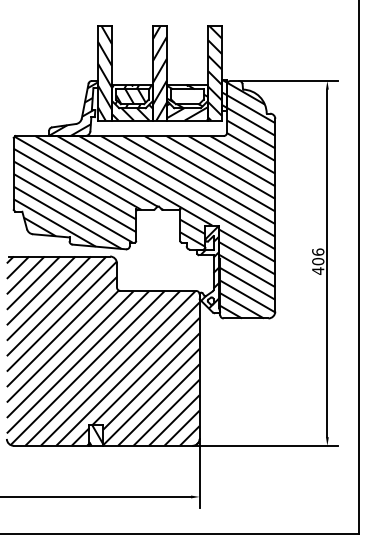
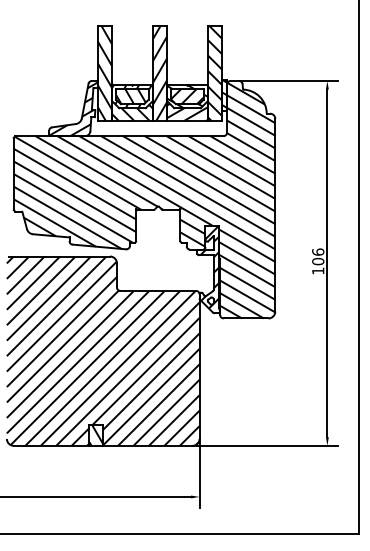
hatch: none -> present (187, 96)
text: 406 -> 106 (318, 270)
